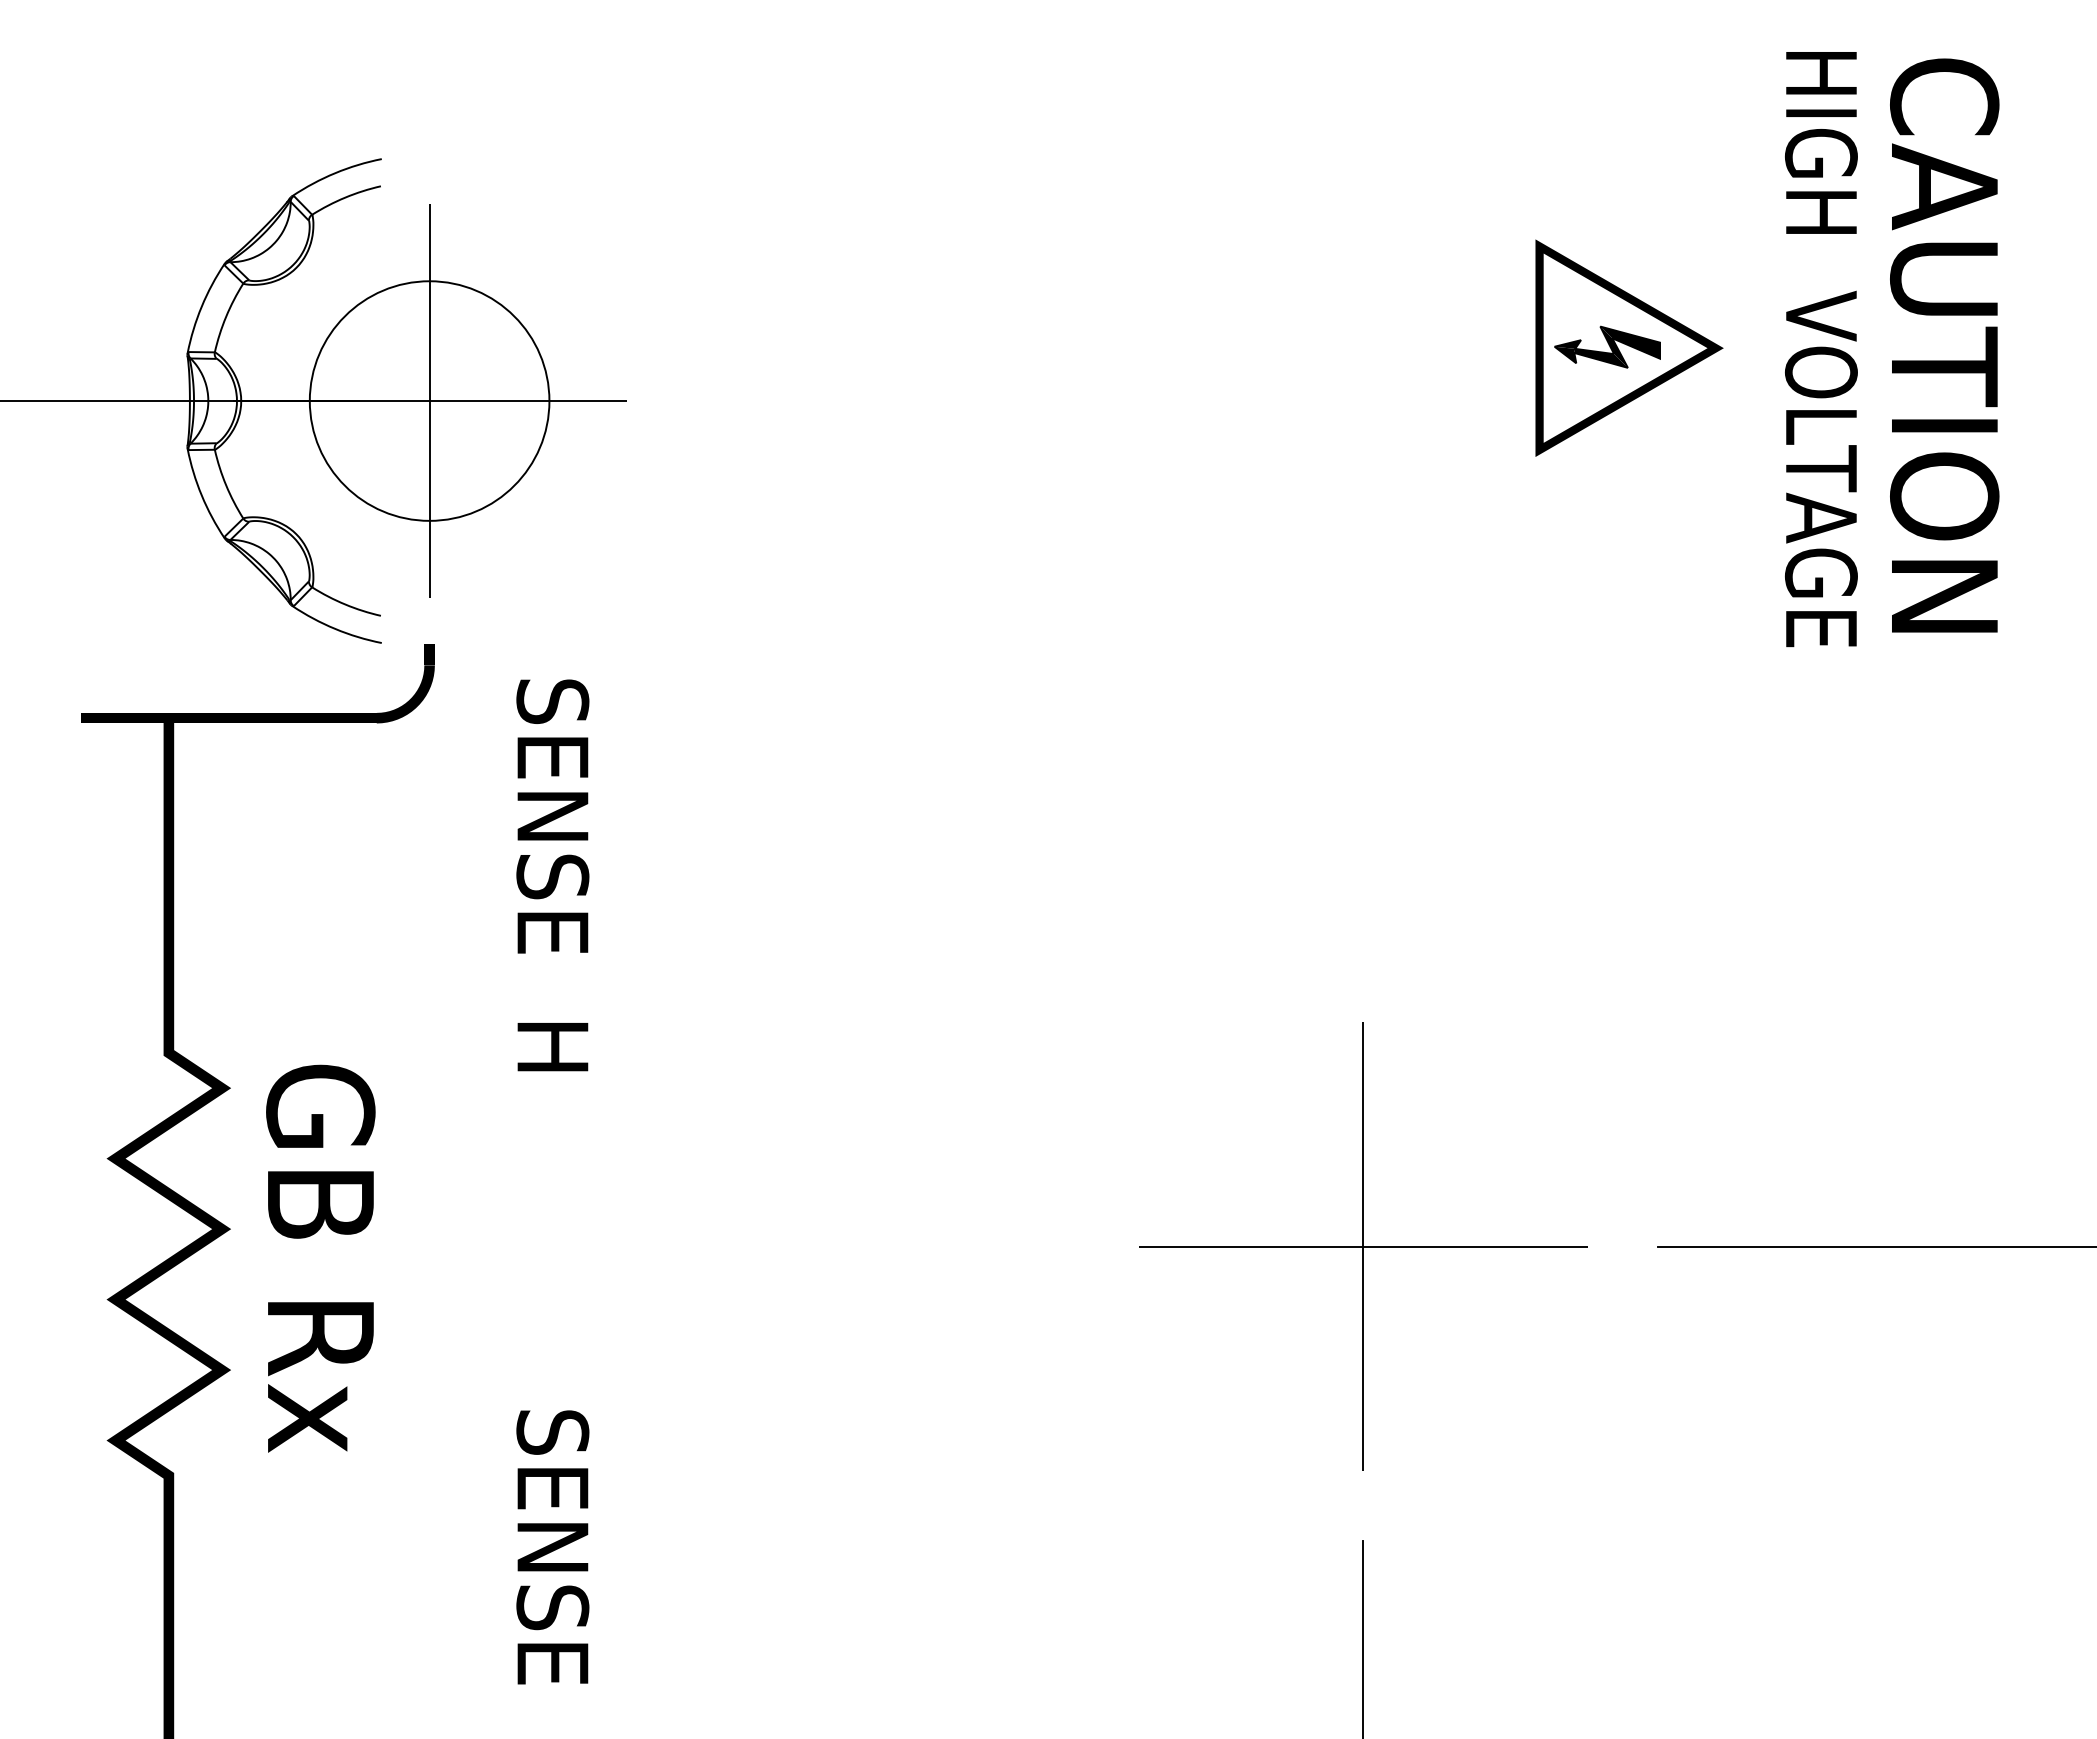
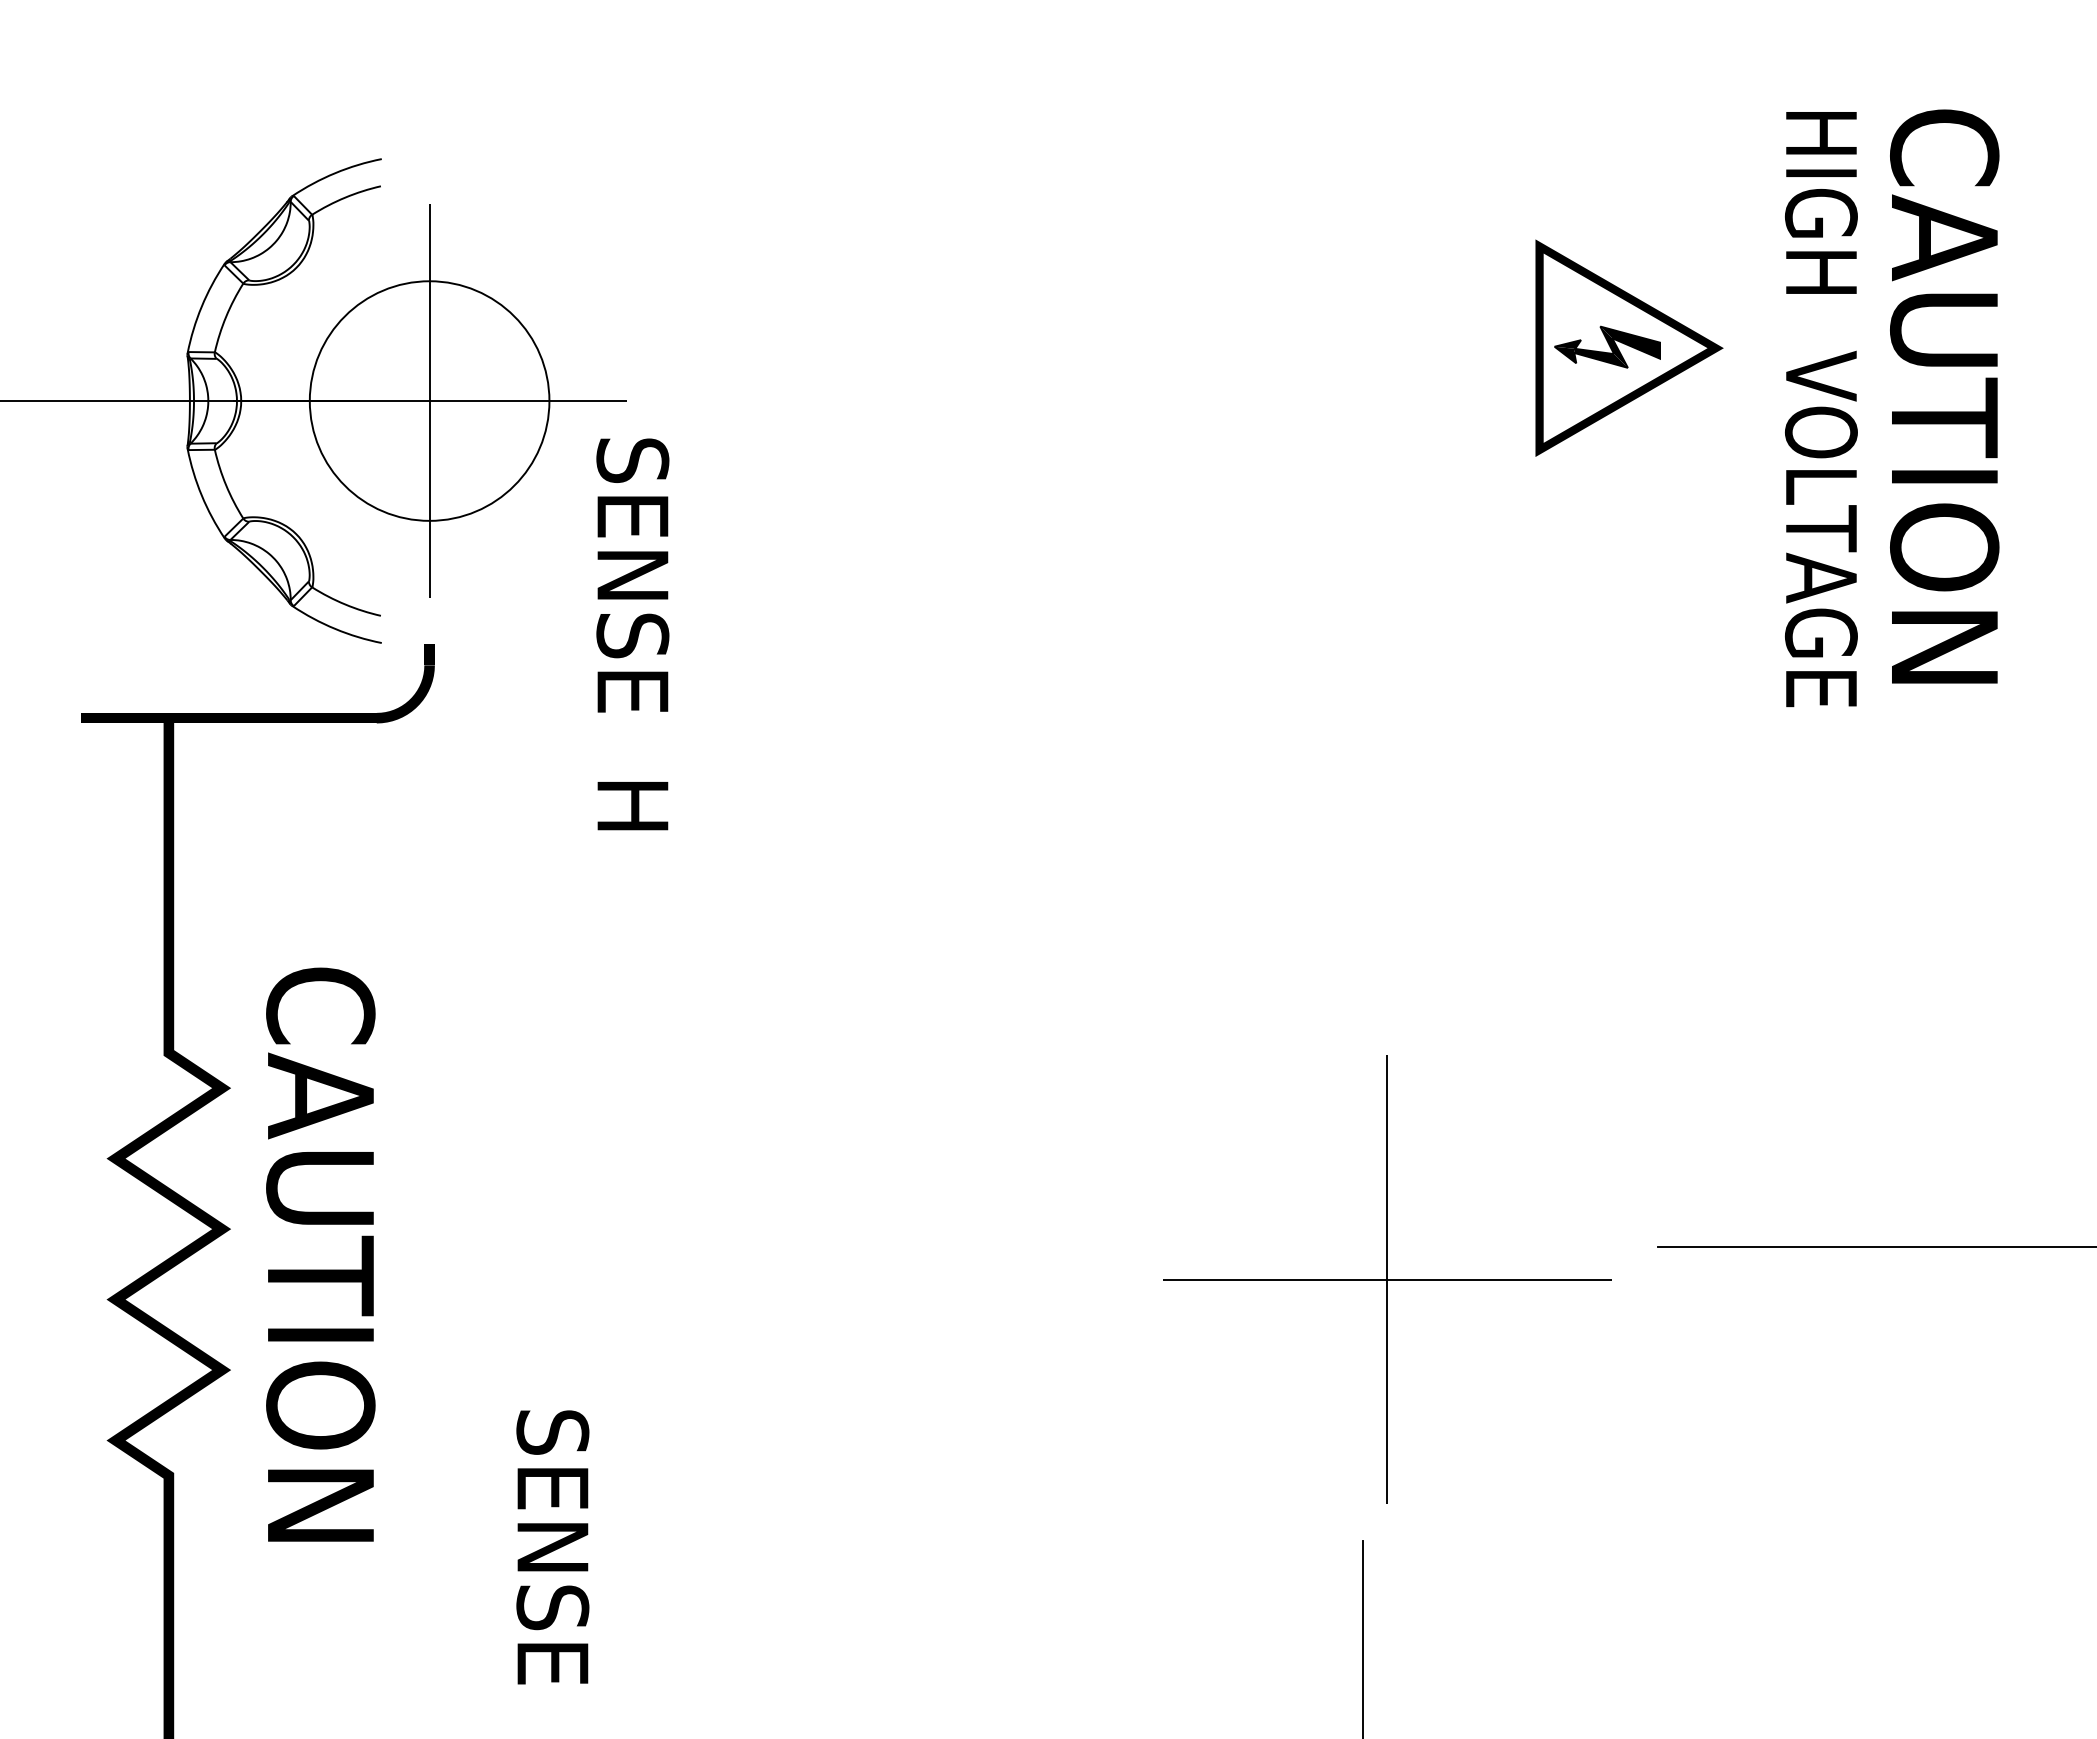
text position: (1944, 345) -> (1944, 396) (1944, 396)
text position: (1821, 349) -> (1821, 409) (1821, 409)
text position: (552, 875) -> (632, 634) (632, 634)
part position: (1363, 1246) -> (1387, 1279) (1387, 1279)
text: GB Rx -> CAUTION (320, 1254)
